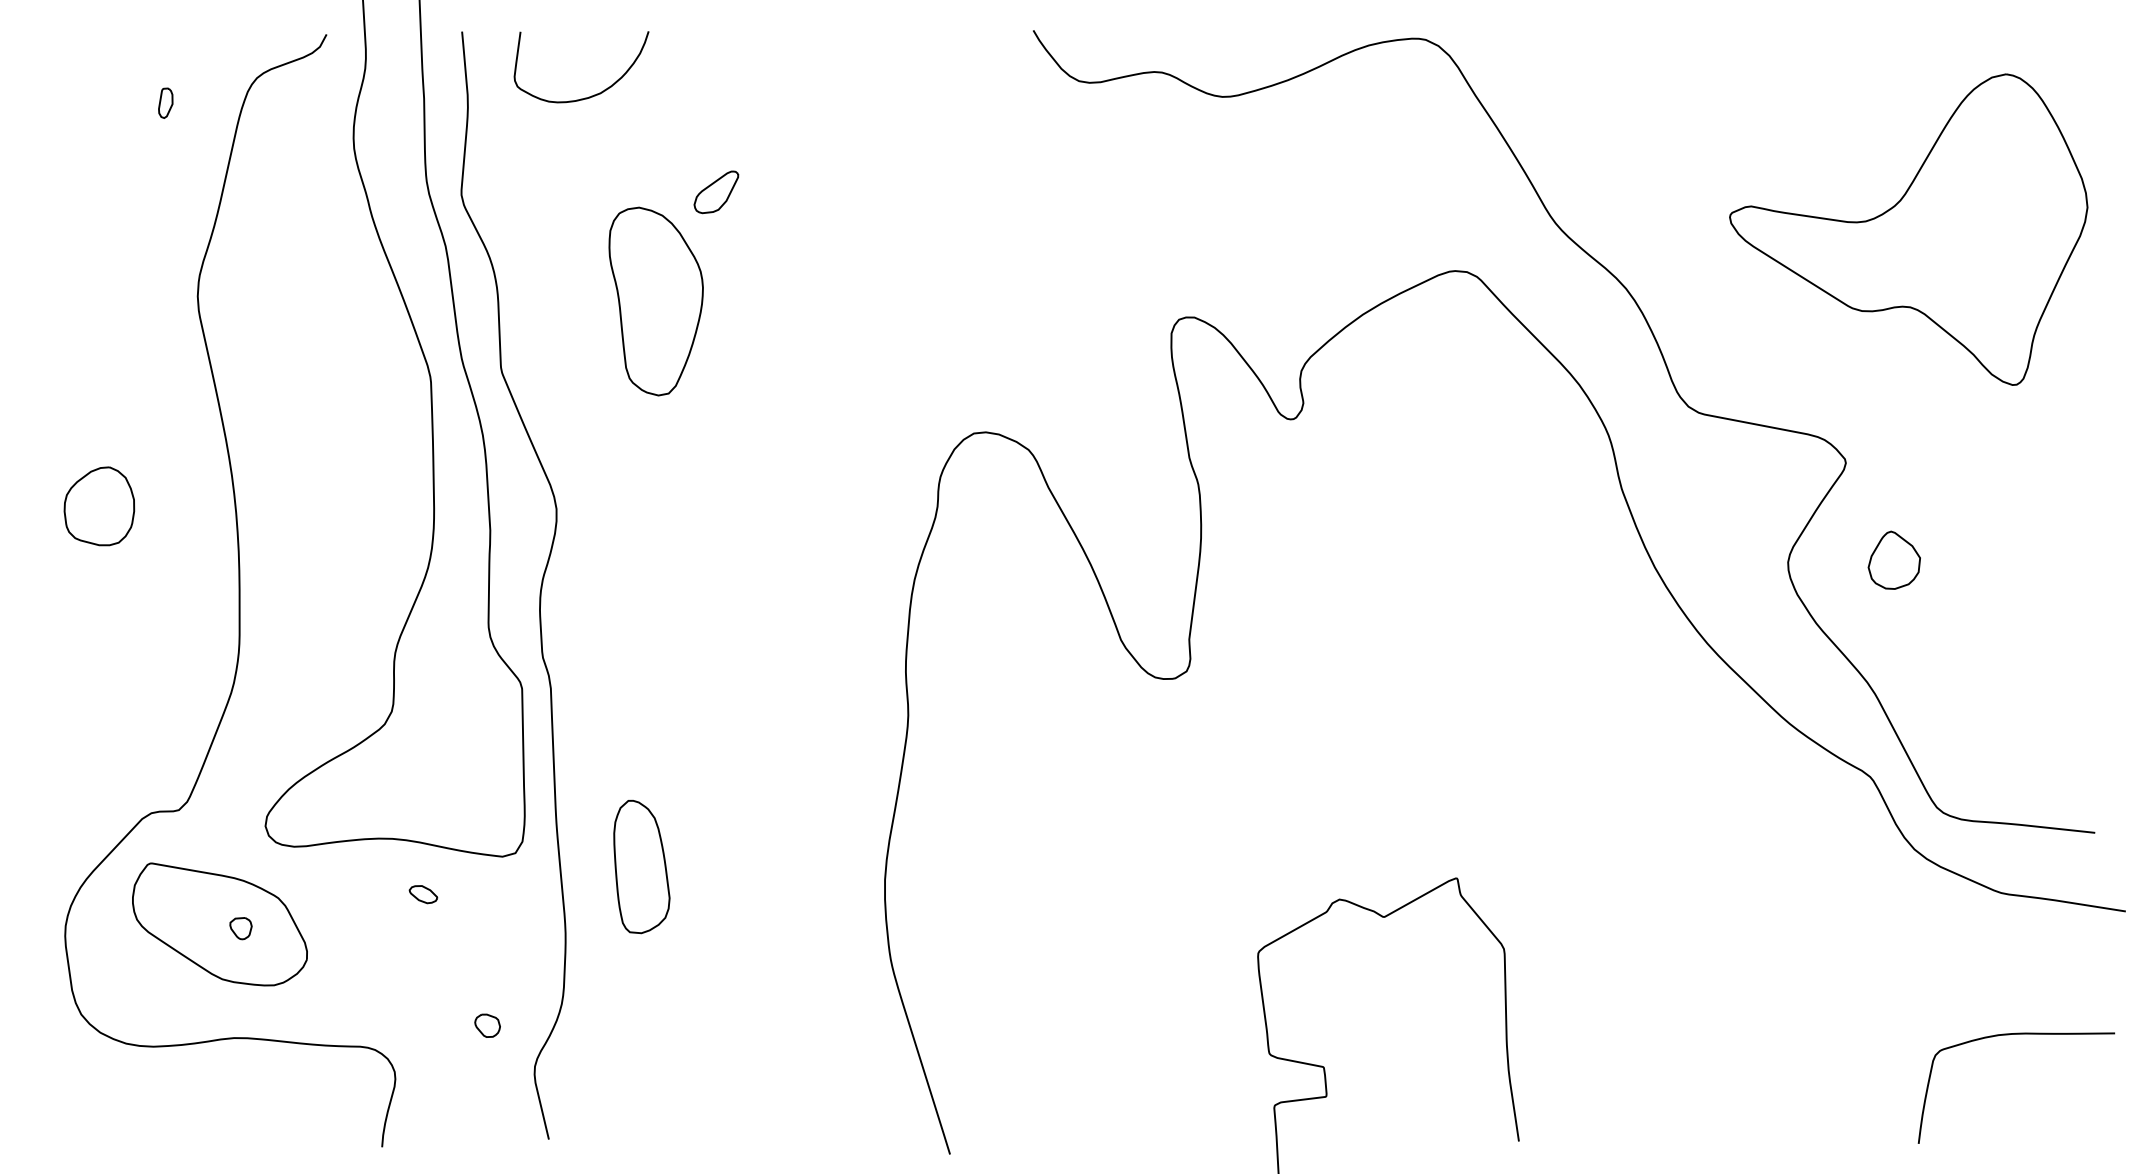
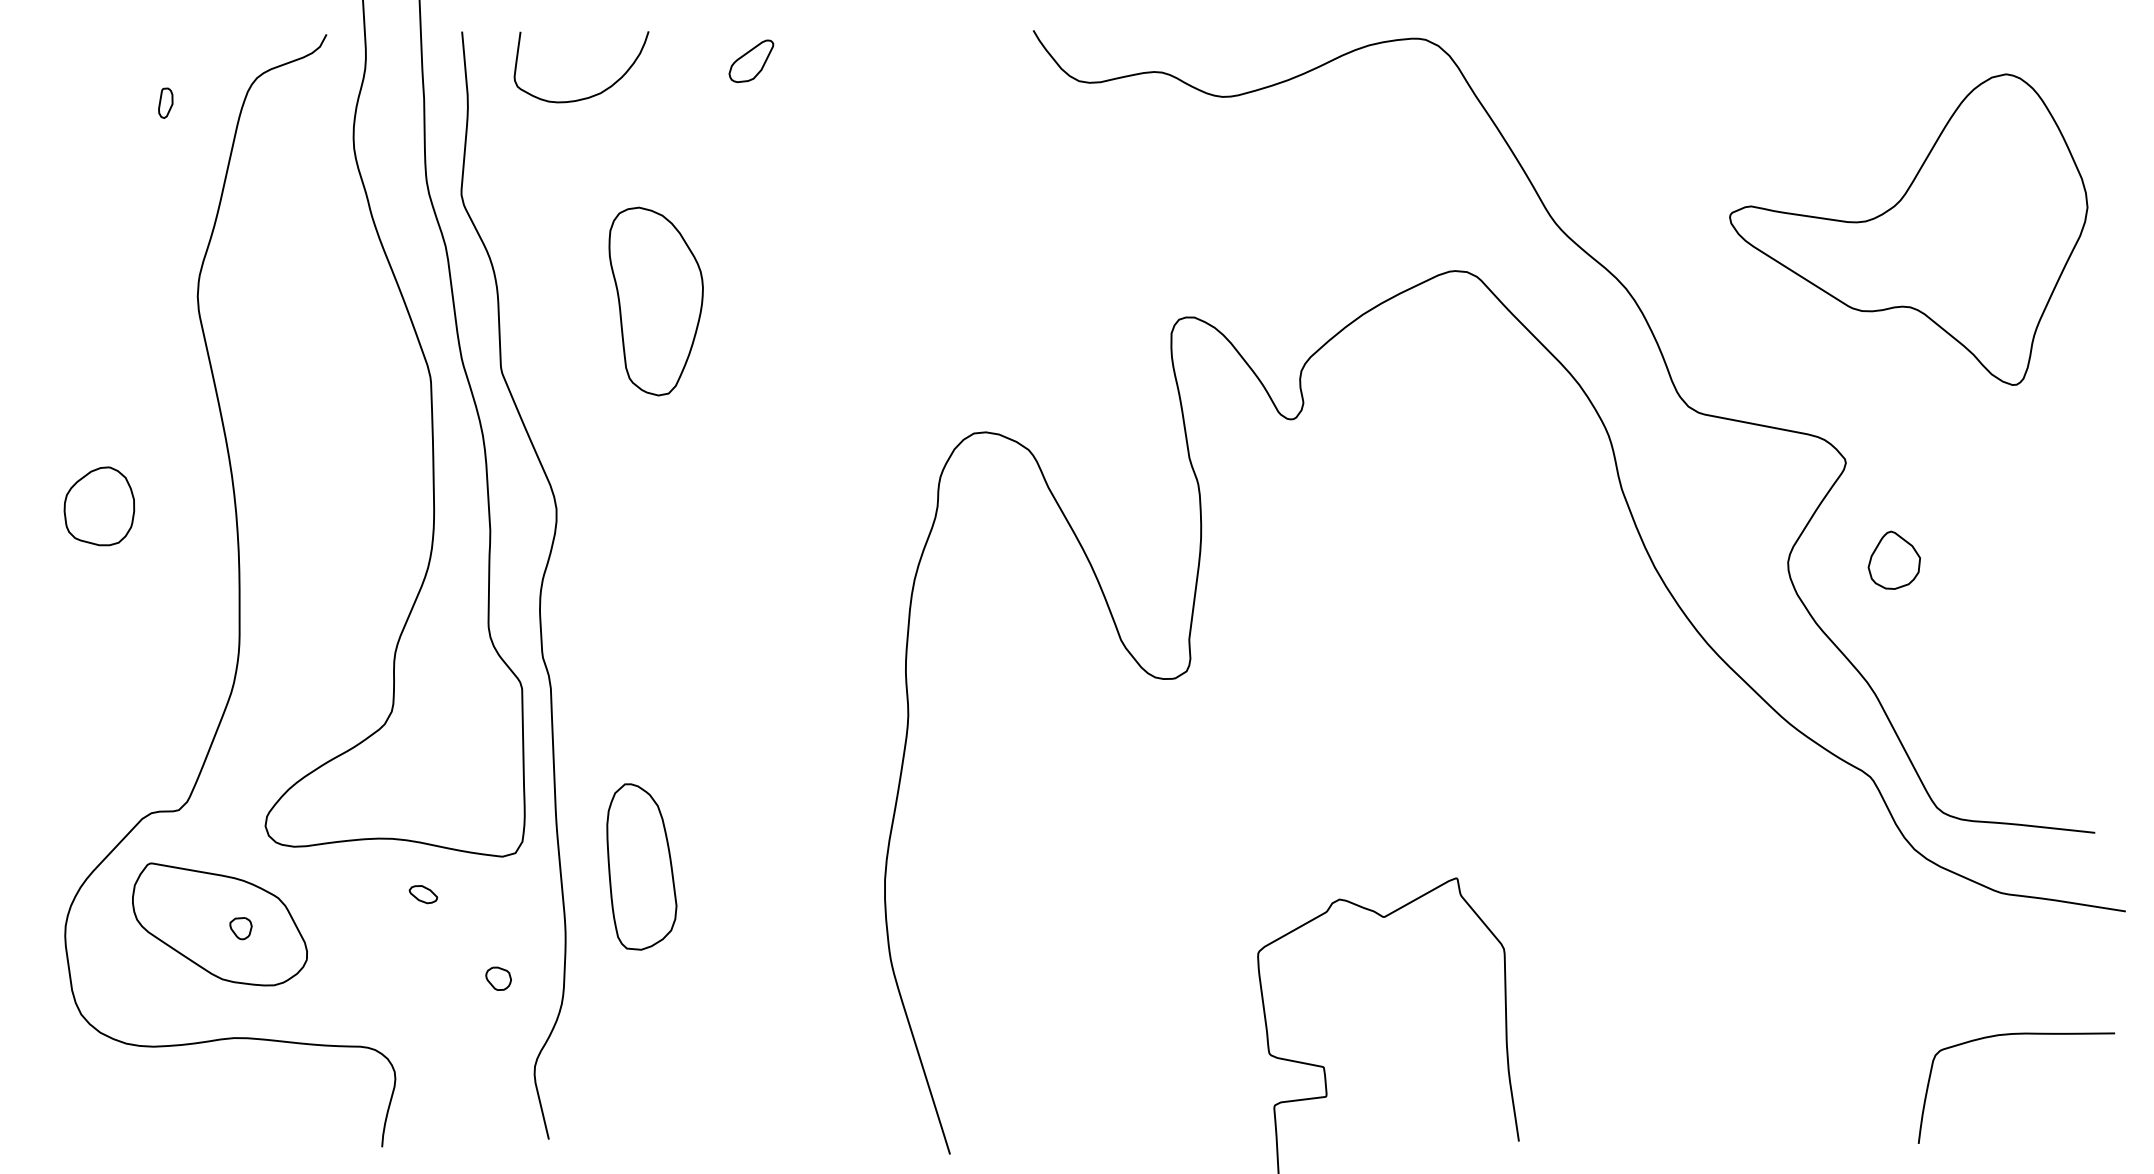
part position: (716, 192) -> (751, 61) (751, 61)
part size: 58x136 px -> 72x168 px (641, 866)
part position: (487, 1025) -> (498, 978) (498, 978)
